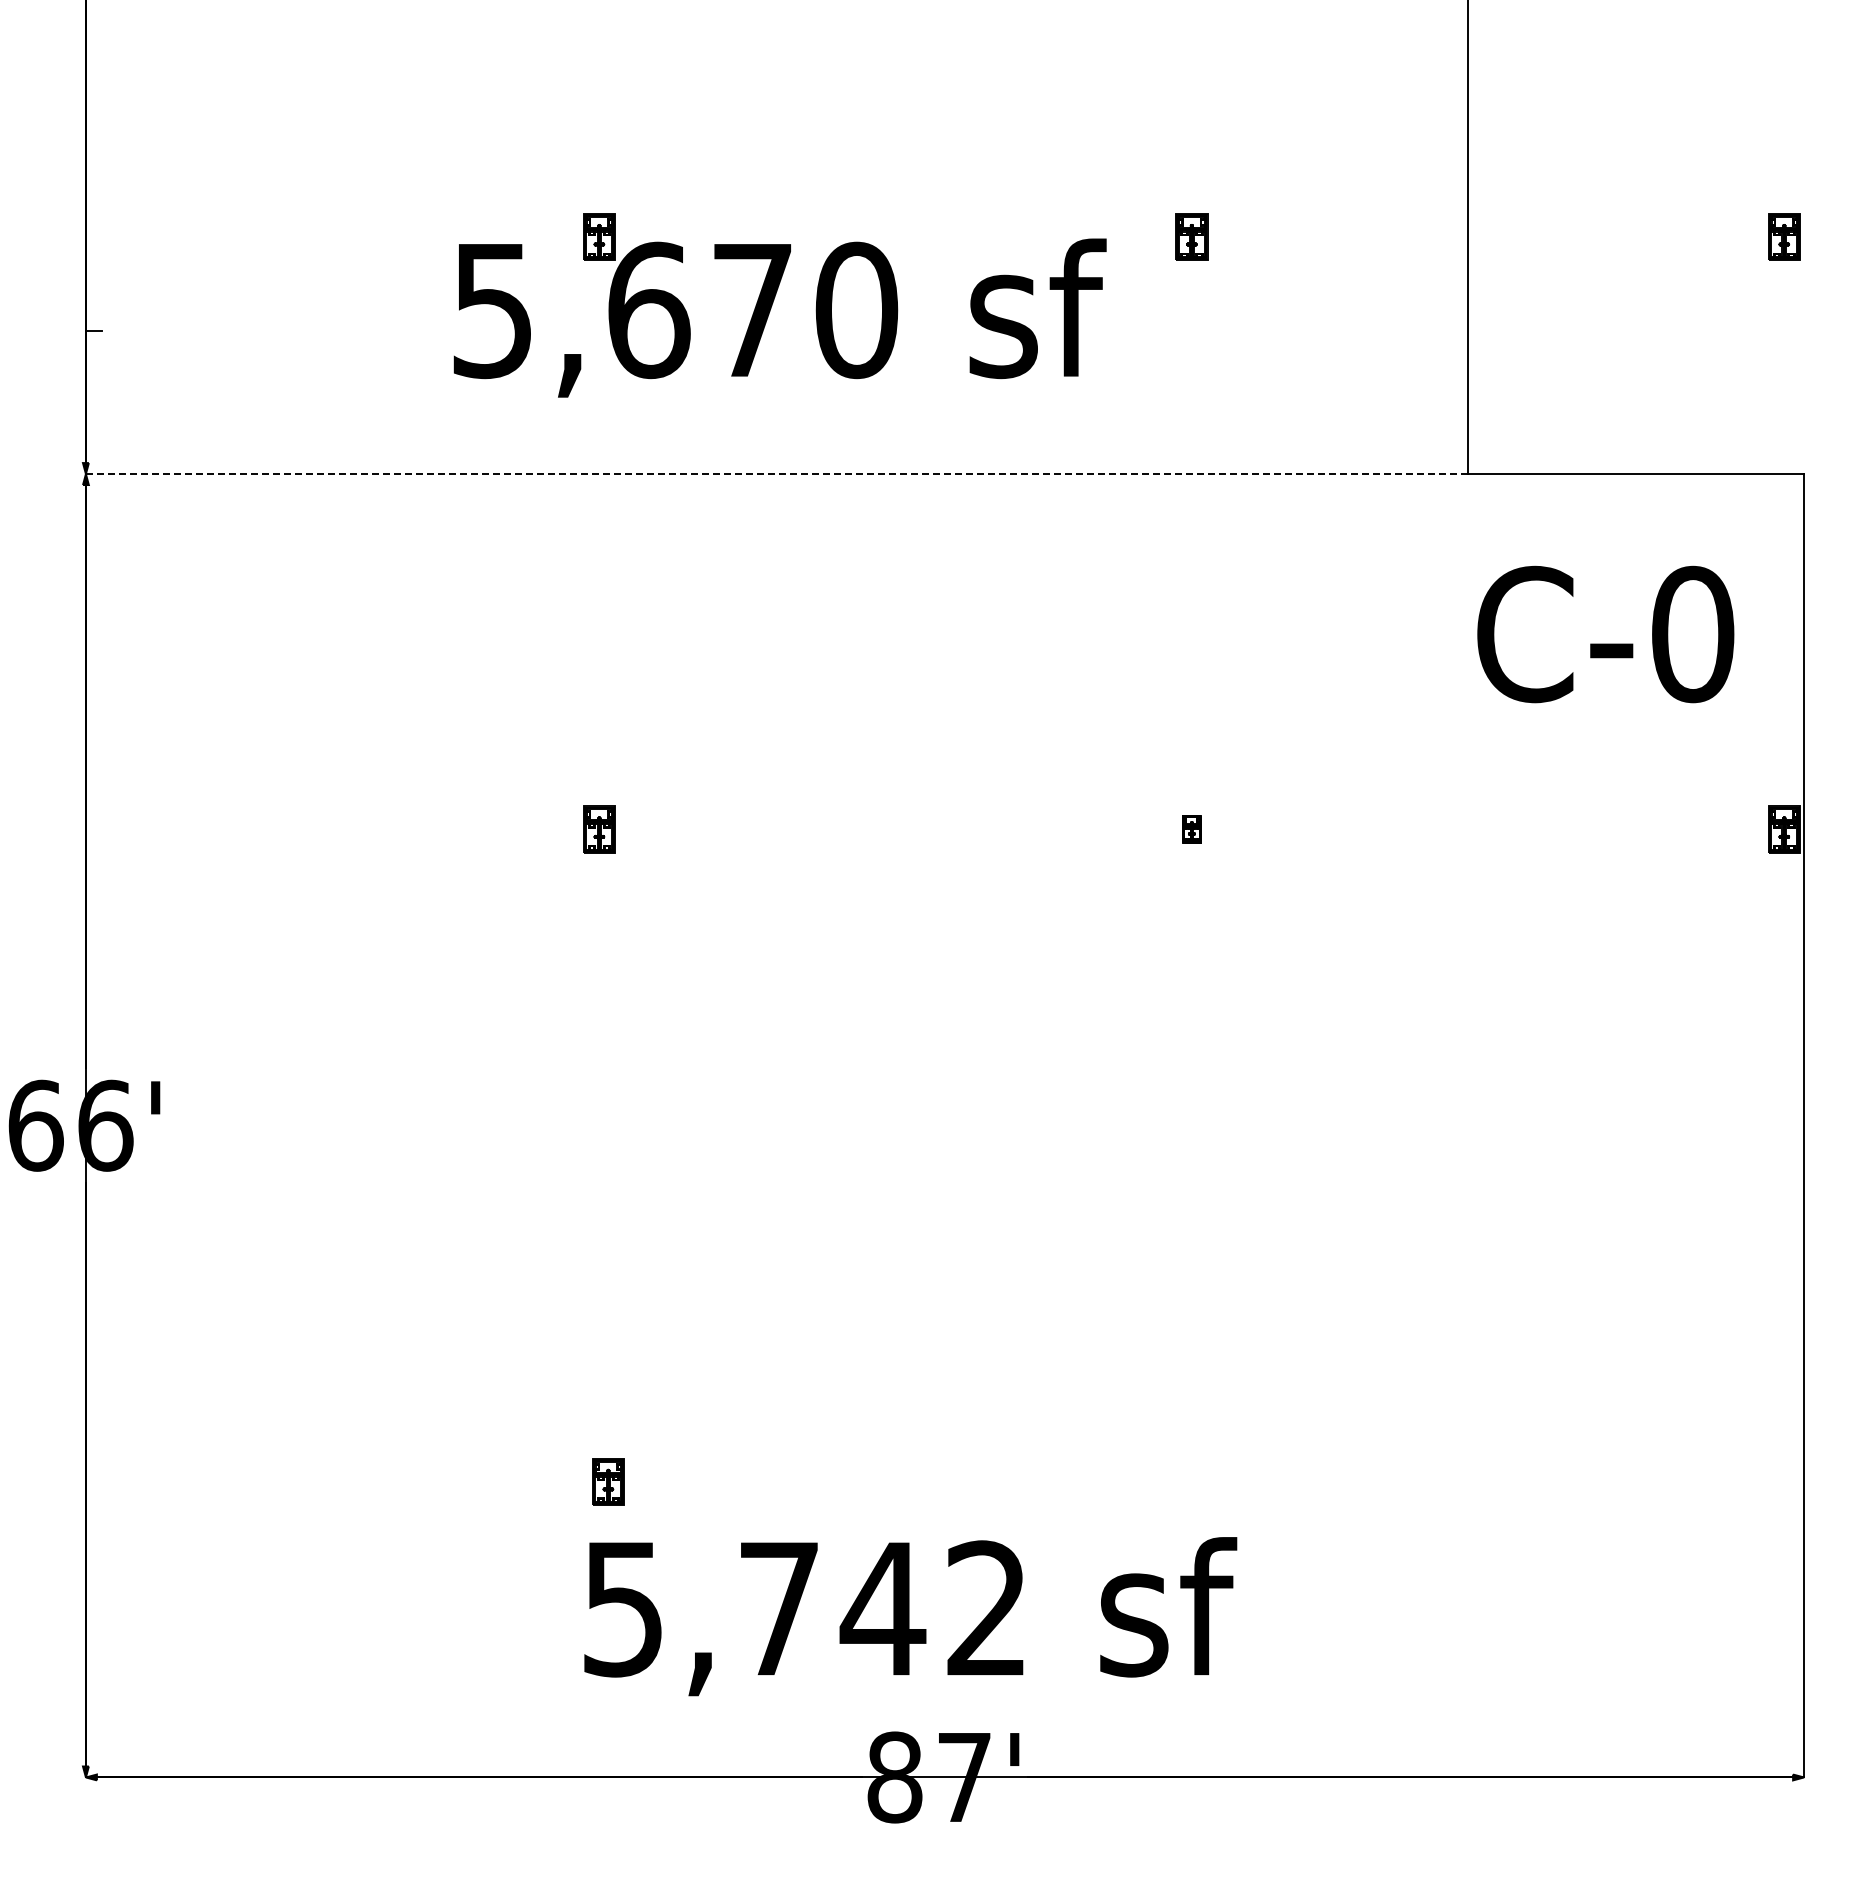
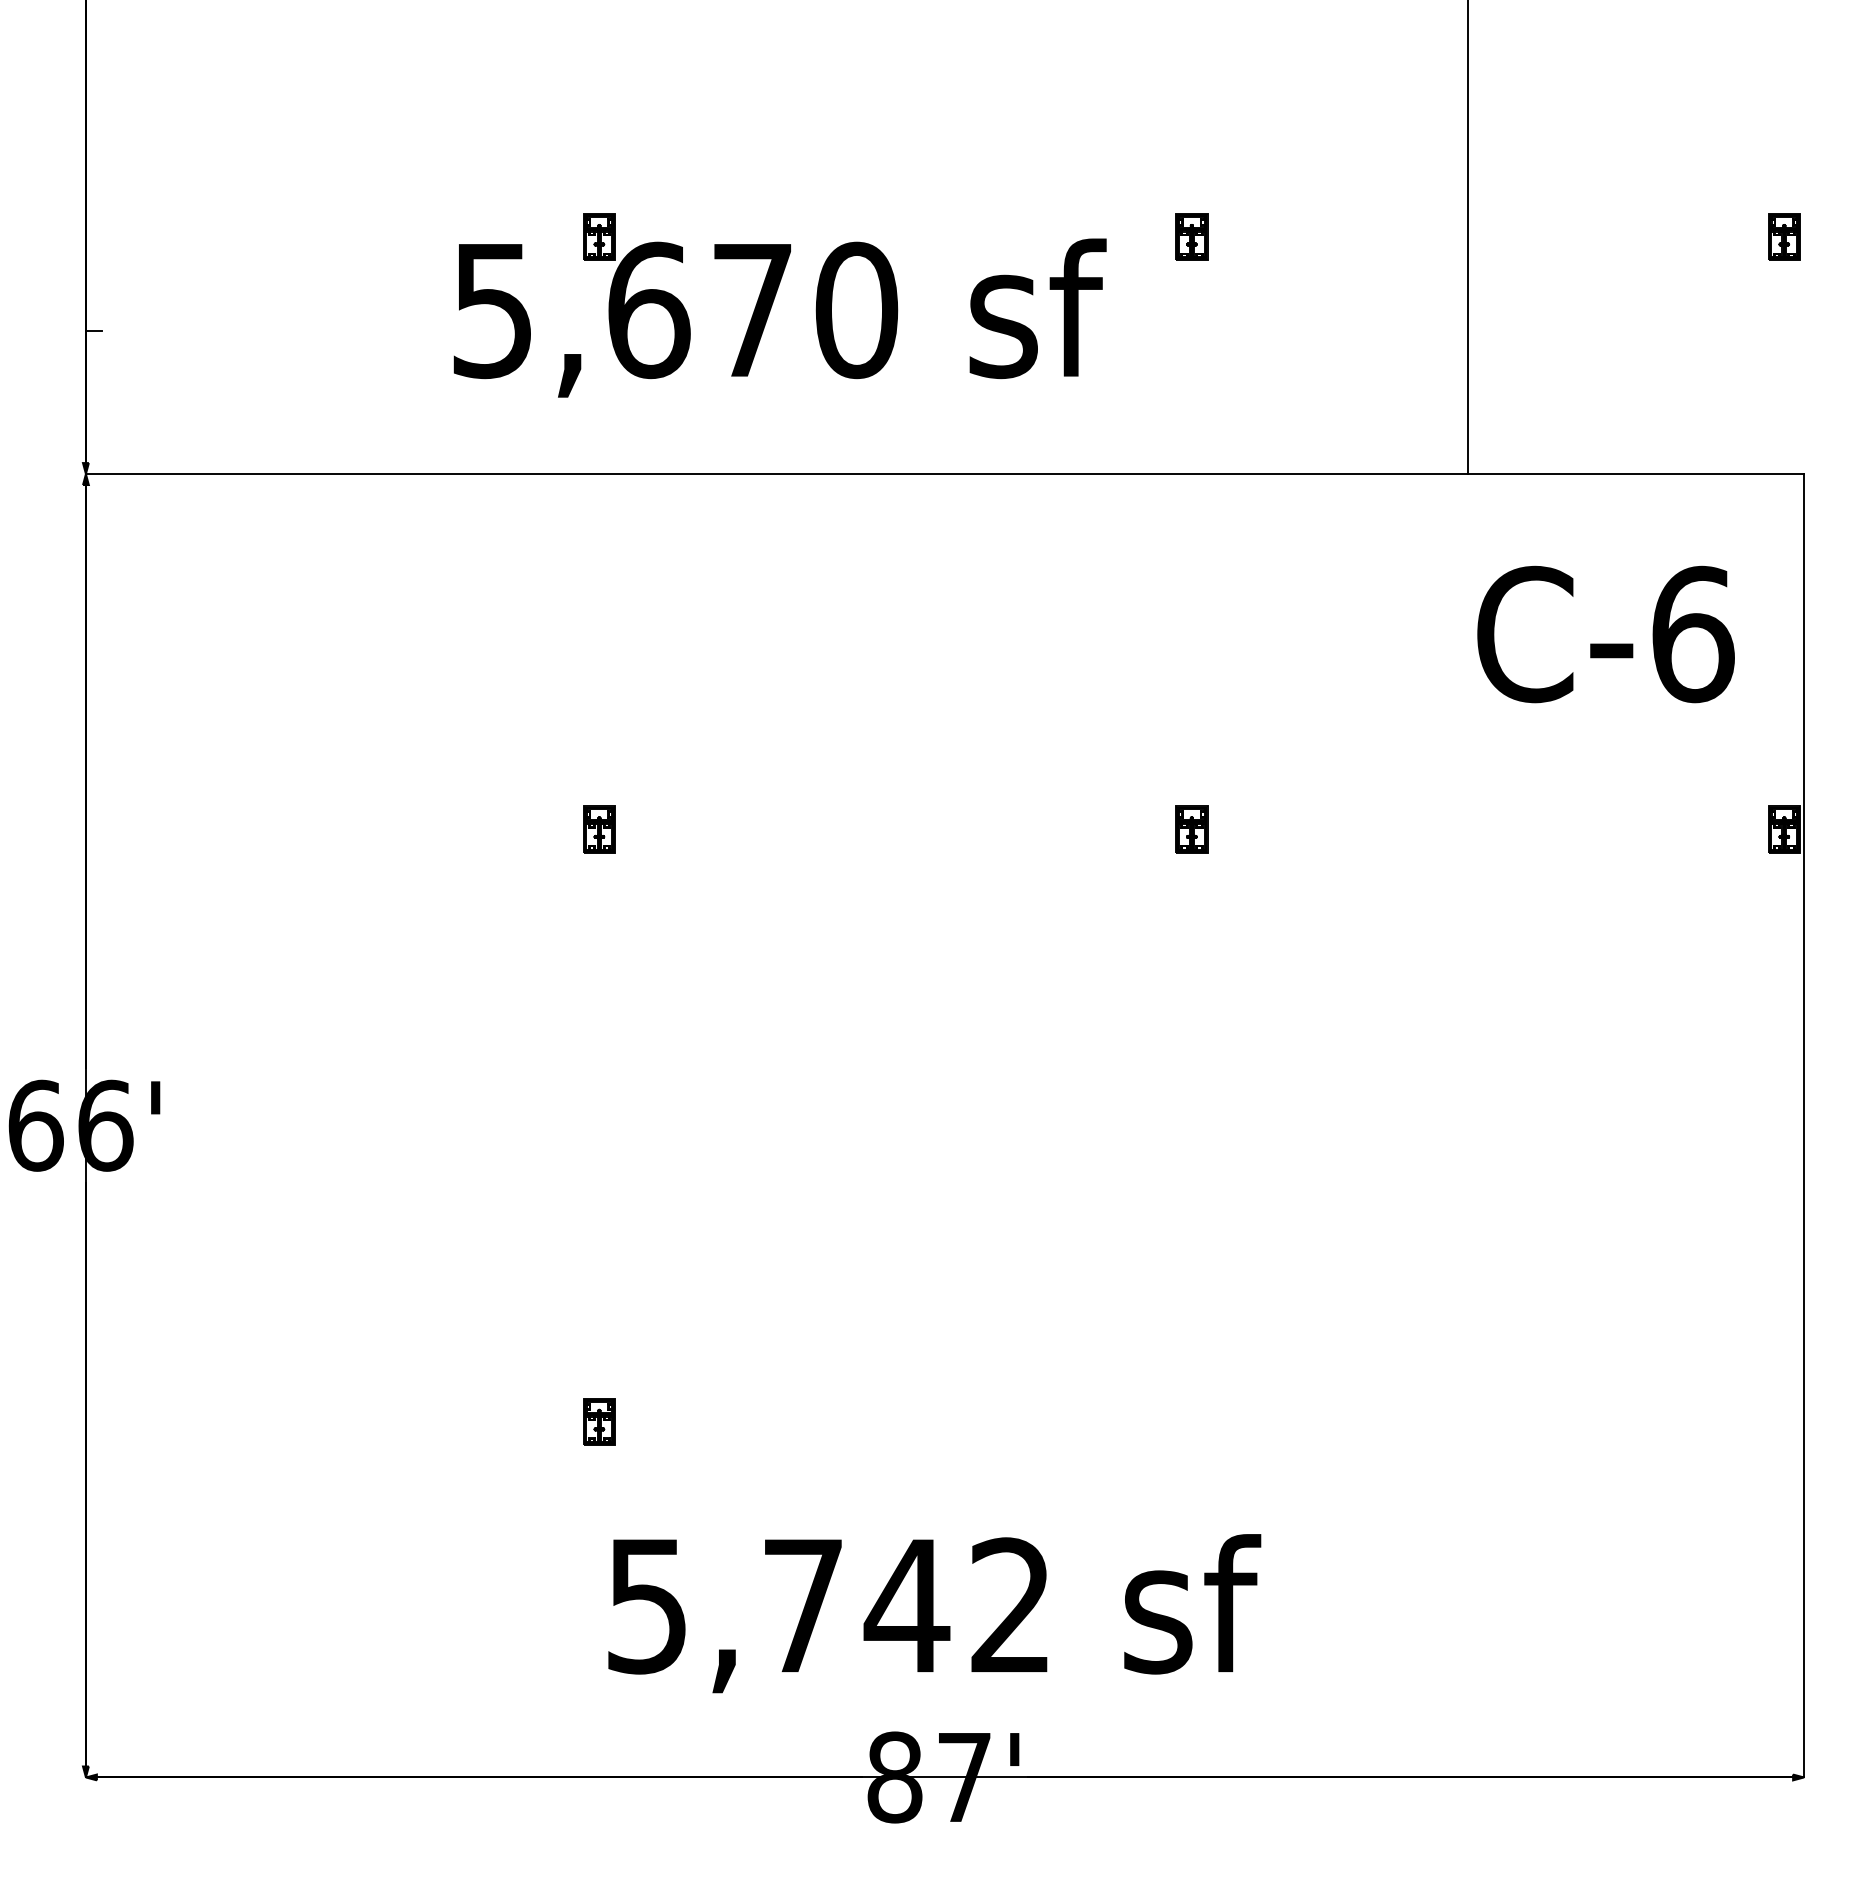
line: dashed -> solid (777, 474)
text: C-0 -> C-6 (1693, 634)
part size: 20x29 px -> 34x49 px (1191, 829)
part position: (608, 1481) -> (599, 1421) (599, 1421)
text position: (910, 1616) -> (934, 1613) (934, 1613)
